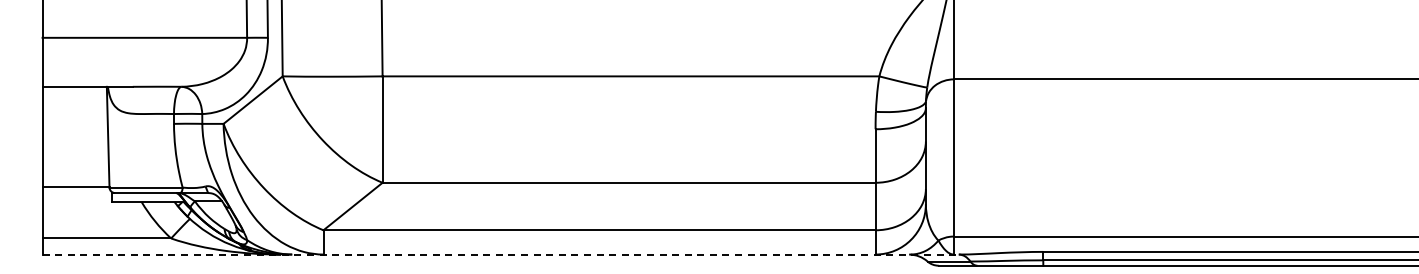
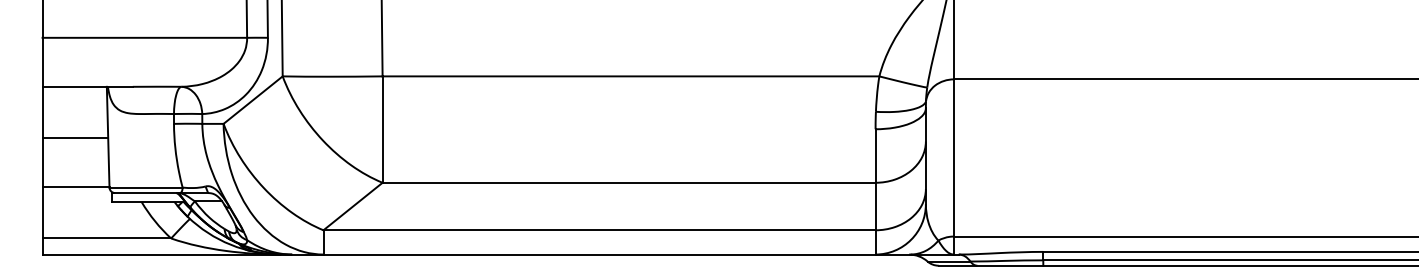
line: none -> present (75, 138)
line: dashed -> solid (501, 254)
